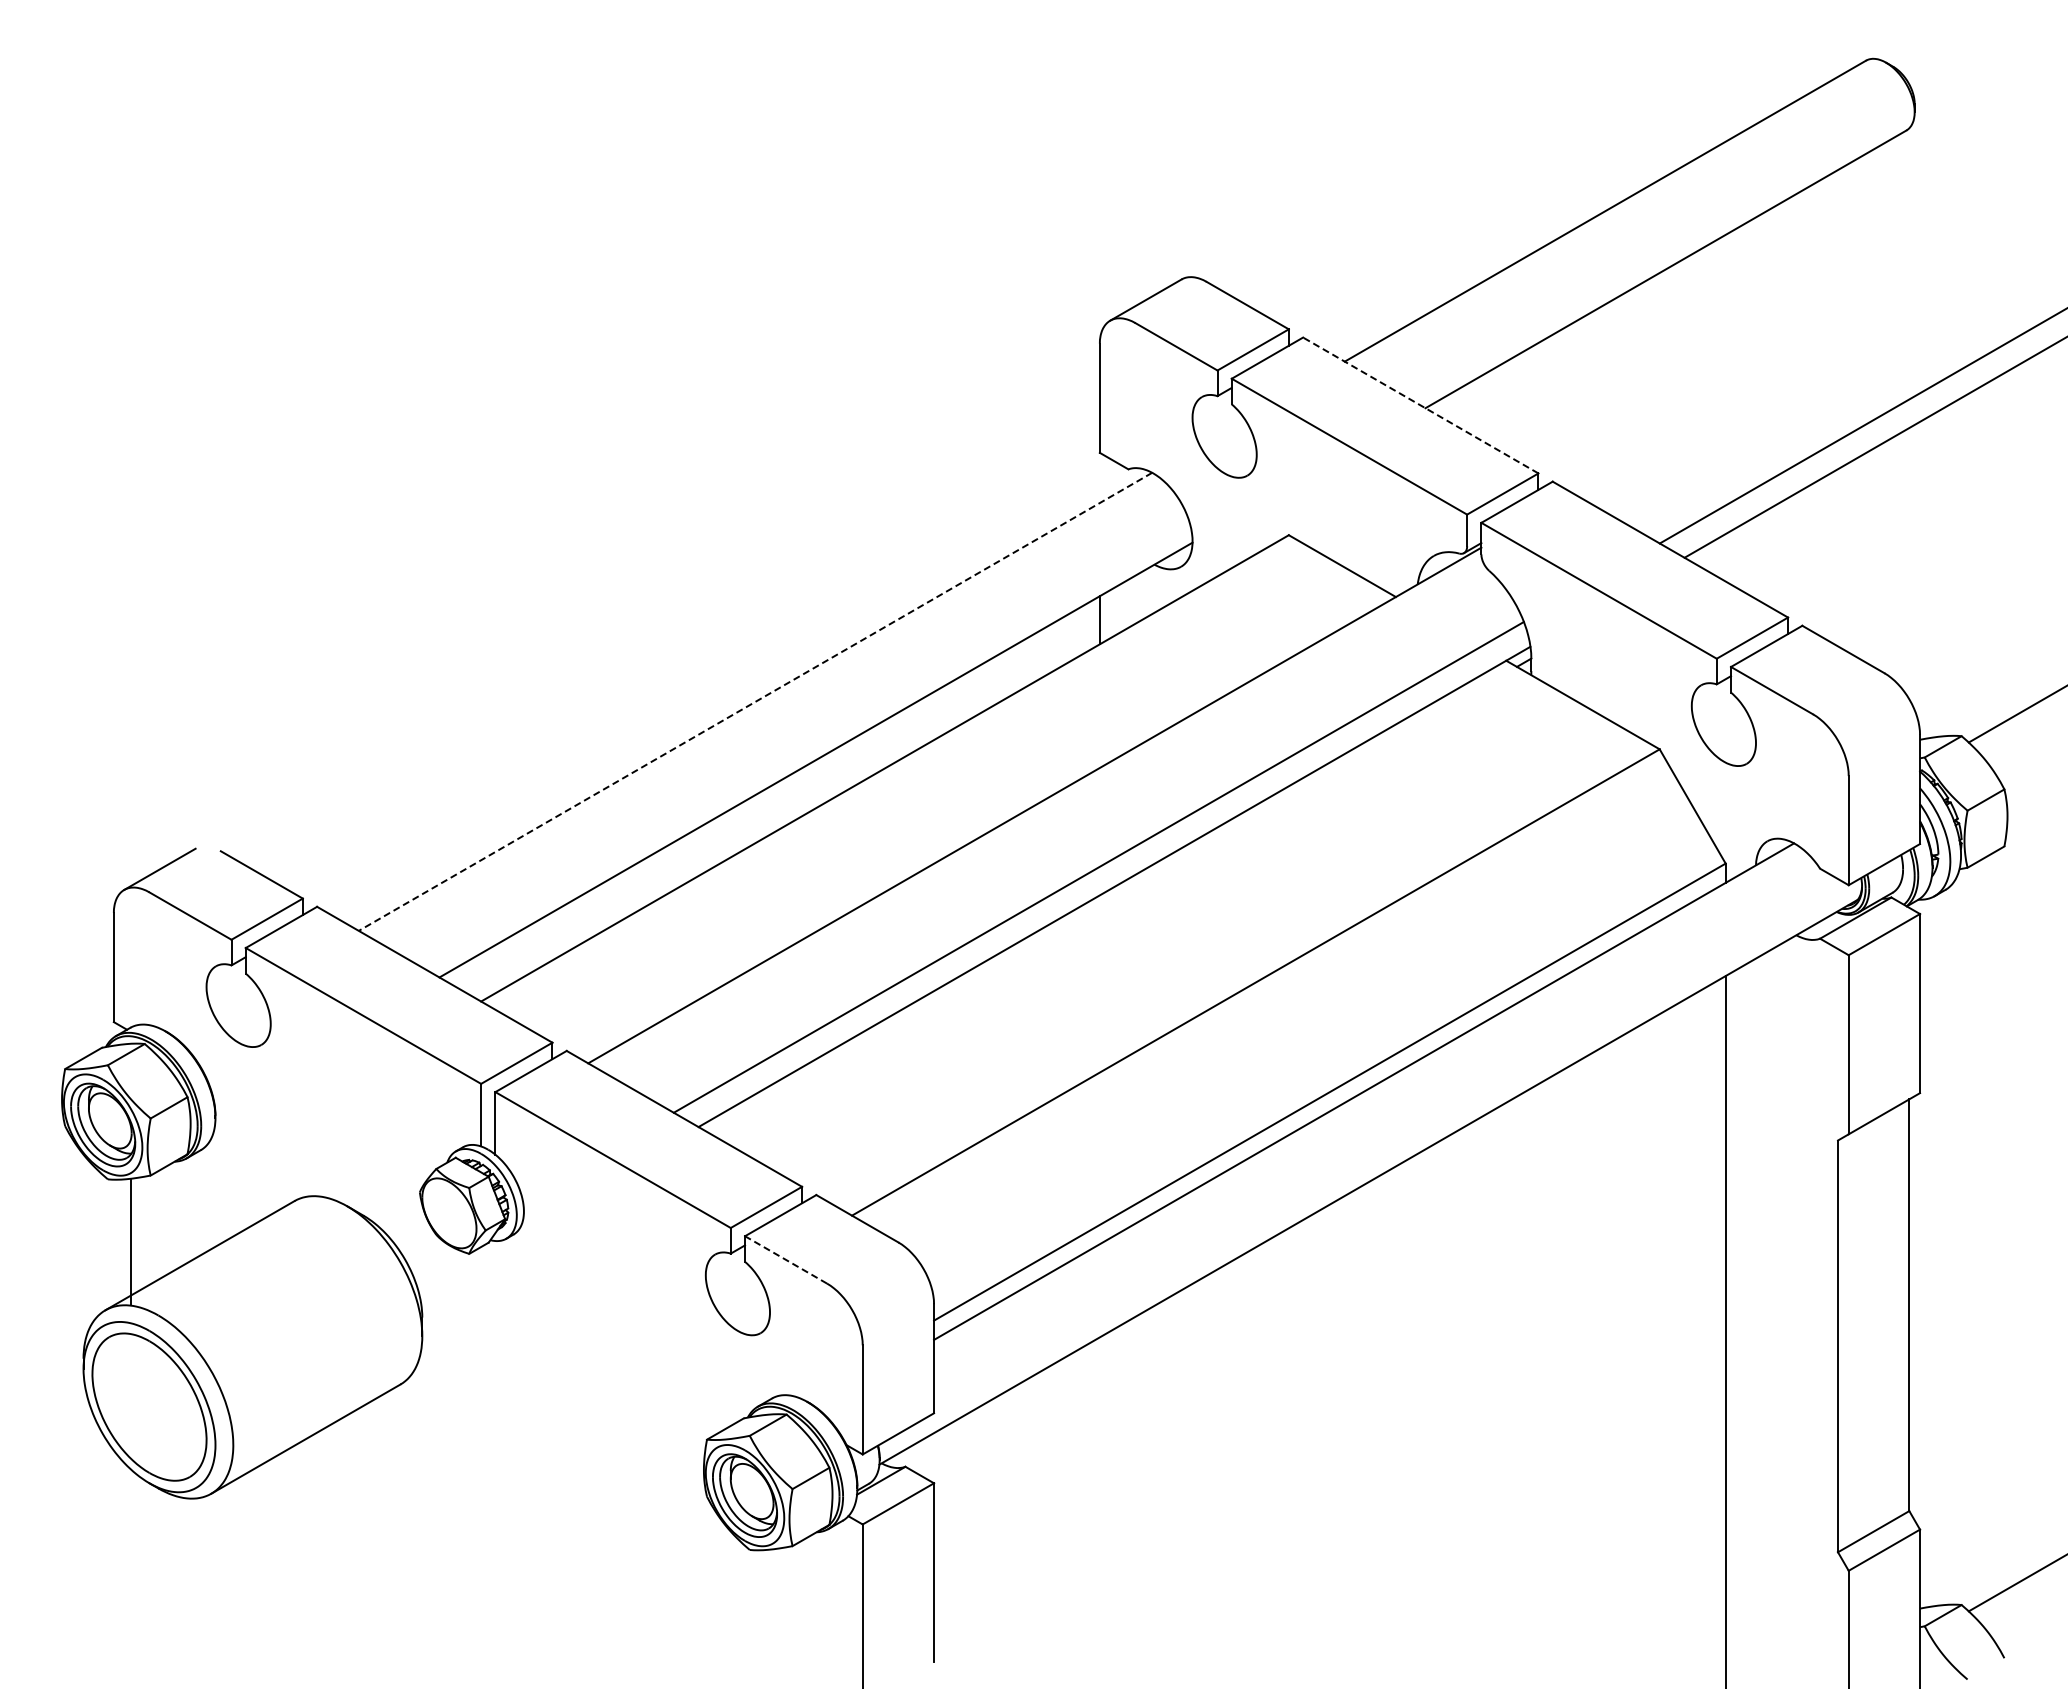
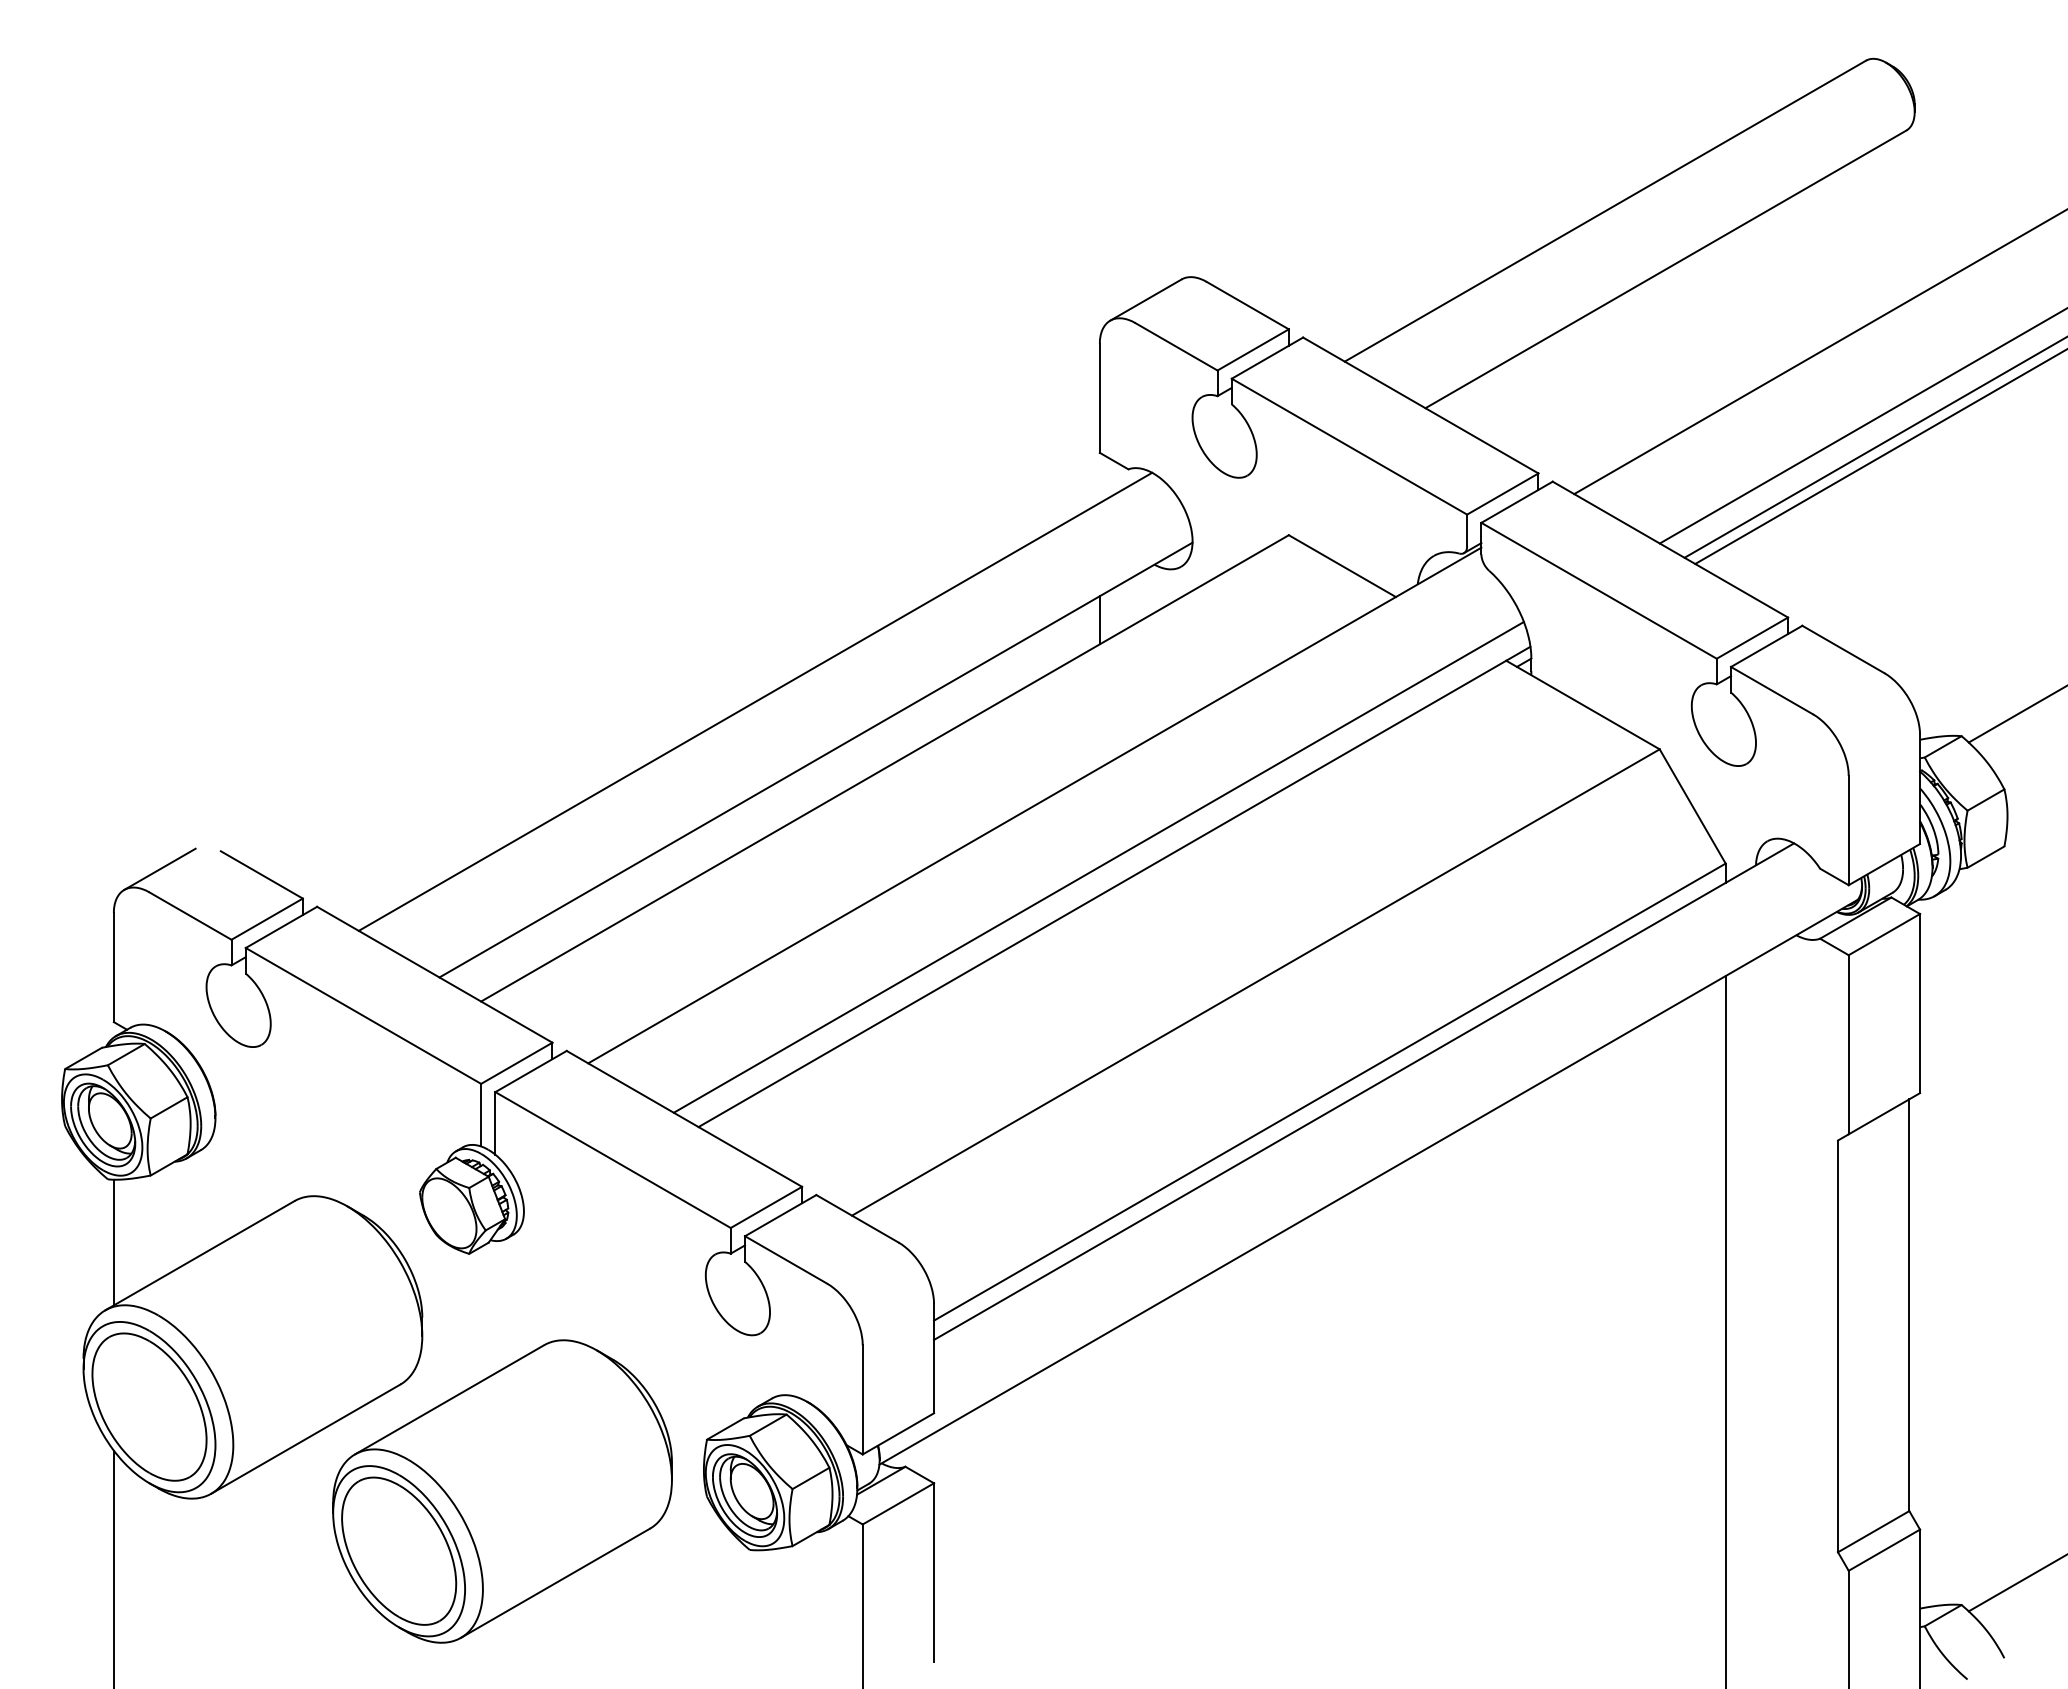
line: none -> present (1819, 352)
line: dashed -> solid (1420, 405)
line: none -> present (1879, 456)
line: dashed -> solid (755, 702)
line position: (130, 1242) -> (113, 1242) (113, 1242)
line: dashed -> solid (785, 1259)
part: none -> present (502, 1491)
line: none -> present (113, 1567)
